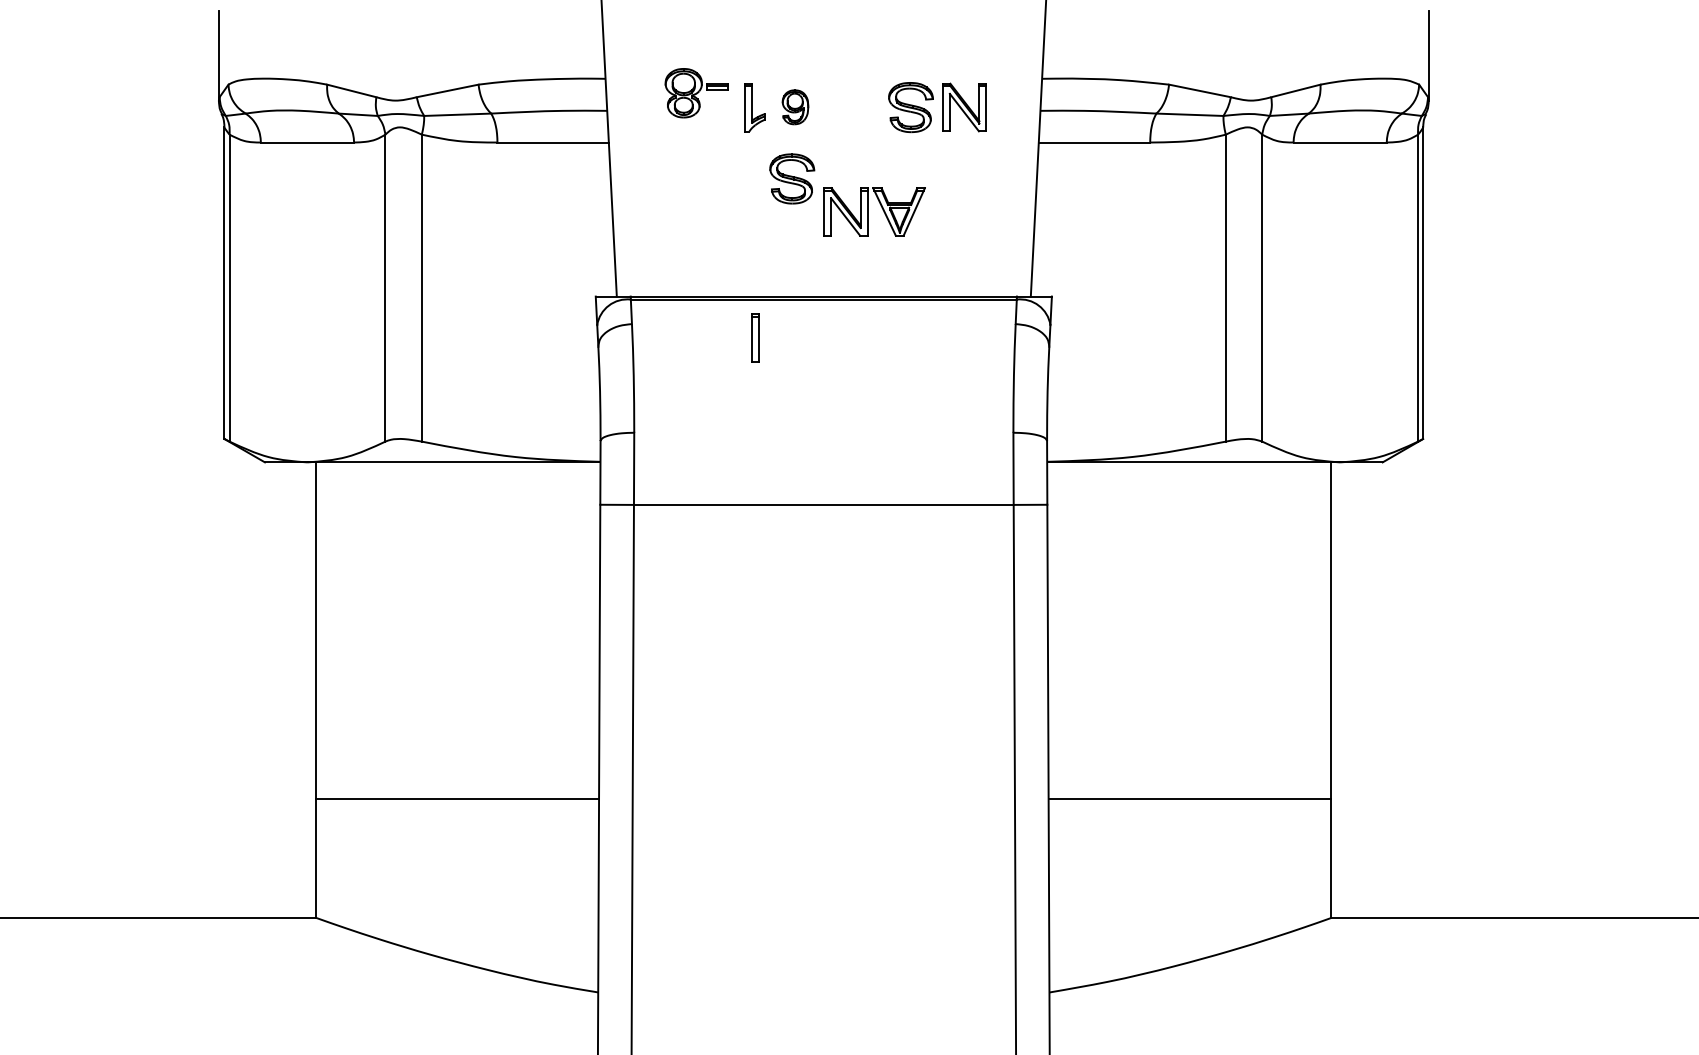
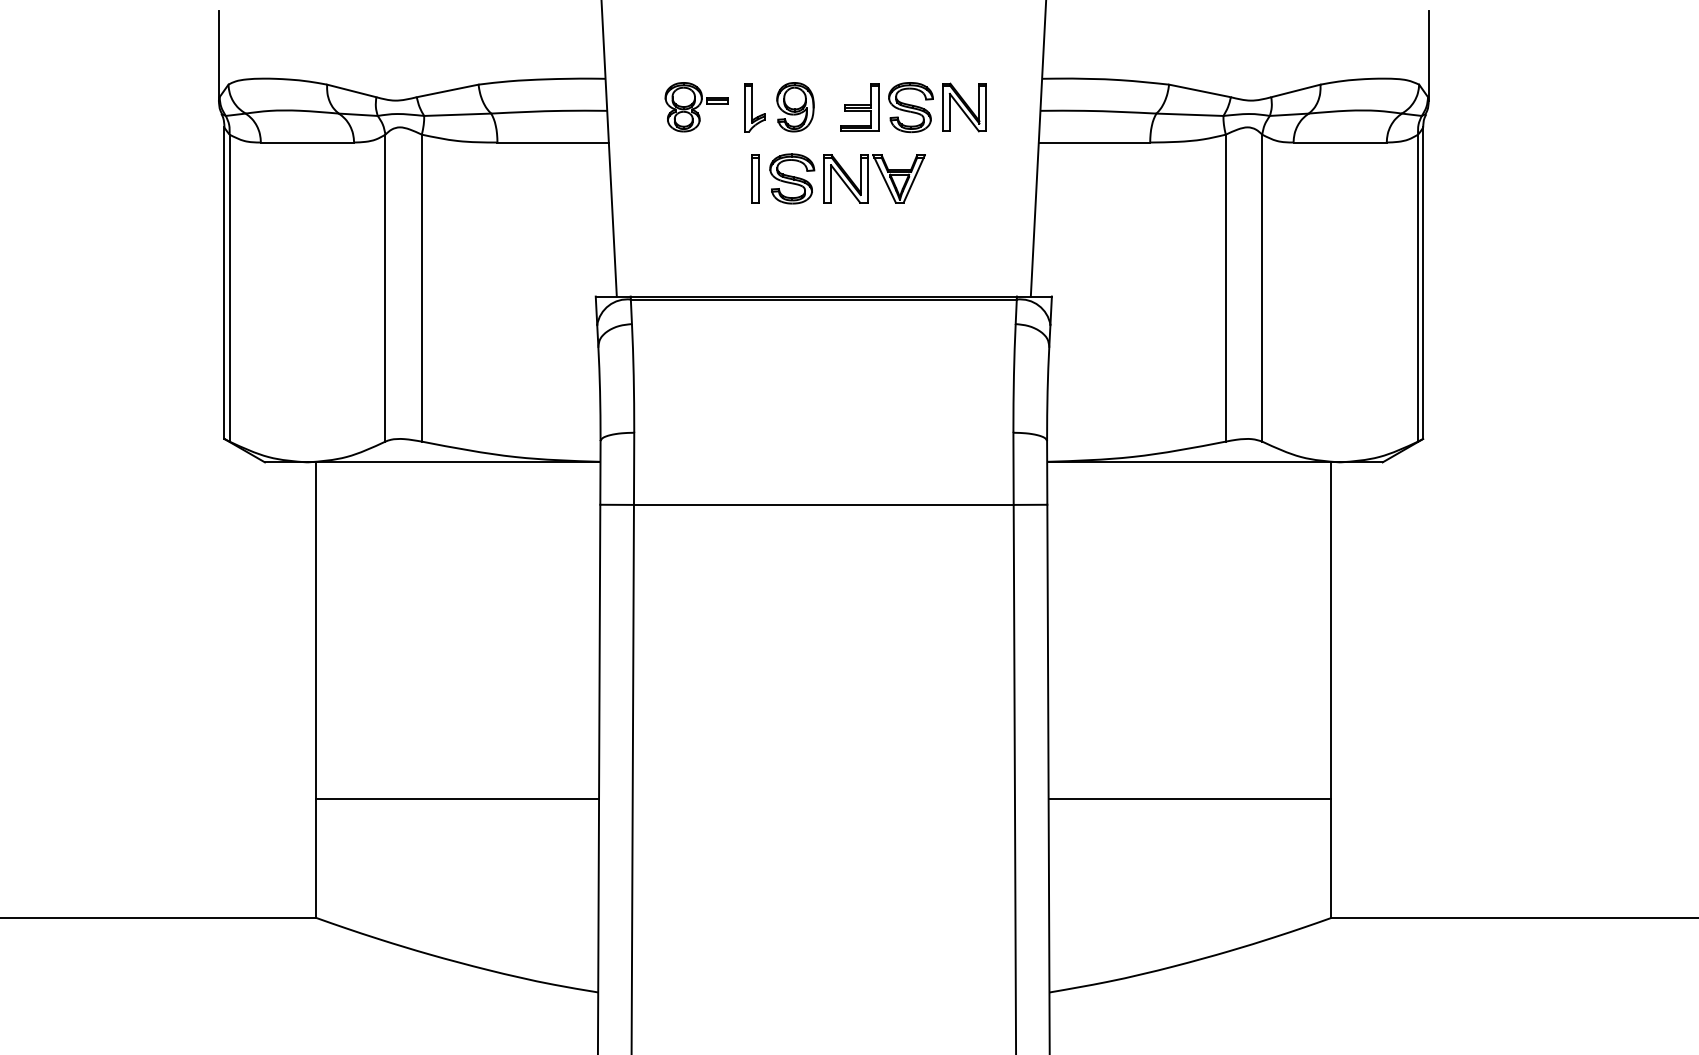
part position: (696, 93) -> (696, 107) (696, 107)
part size: 29x37 px -> 39x51 px (795, 107)
part: none -> present (859, 107)
part position: (874, 211) -> (874, 178) (874, 178)
part position: (755, 337) -> (755, 178) (755, 178)
